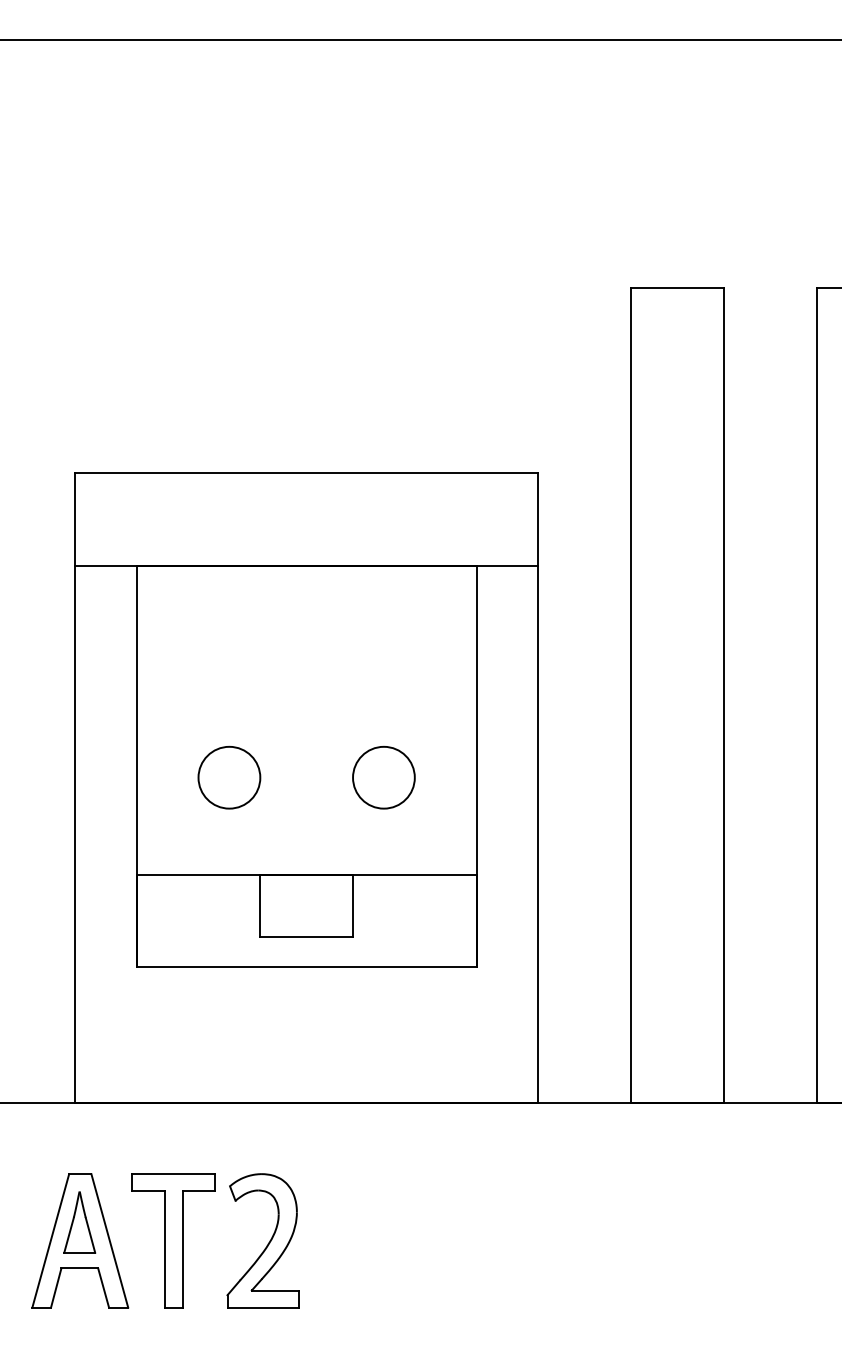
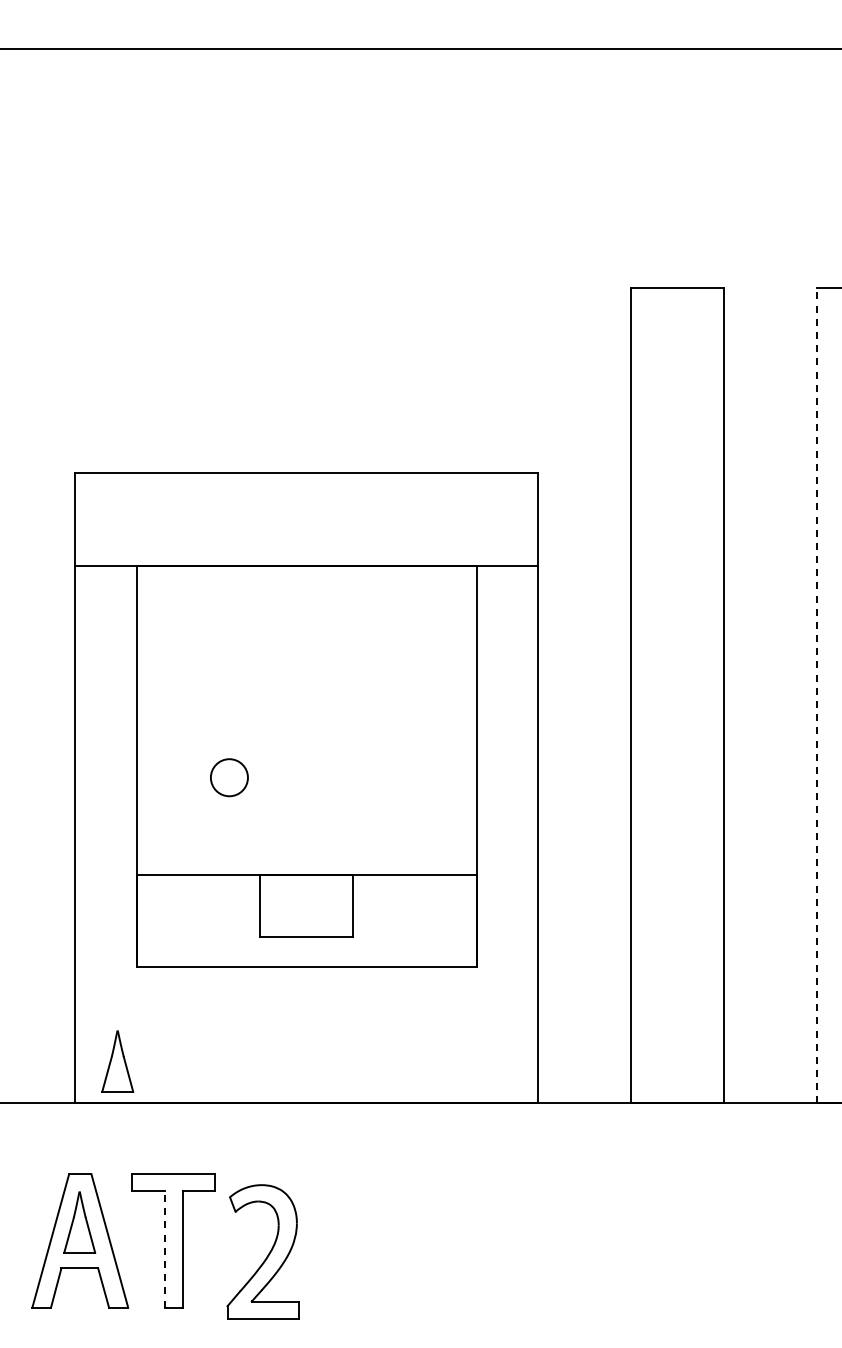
line position: (420, 40) -> (420, 49) (420, 49)
line: solid -> dashed (816, 695)
circle diameter: 62 px -> 37 px (228, 777)
circle: present -> none (383, 777)
part: none -> present (117, 1061)
part position: (268, 1242) -> (268, 1253) (268, 1253)
line: solid -> dashed (164, 1248)
